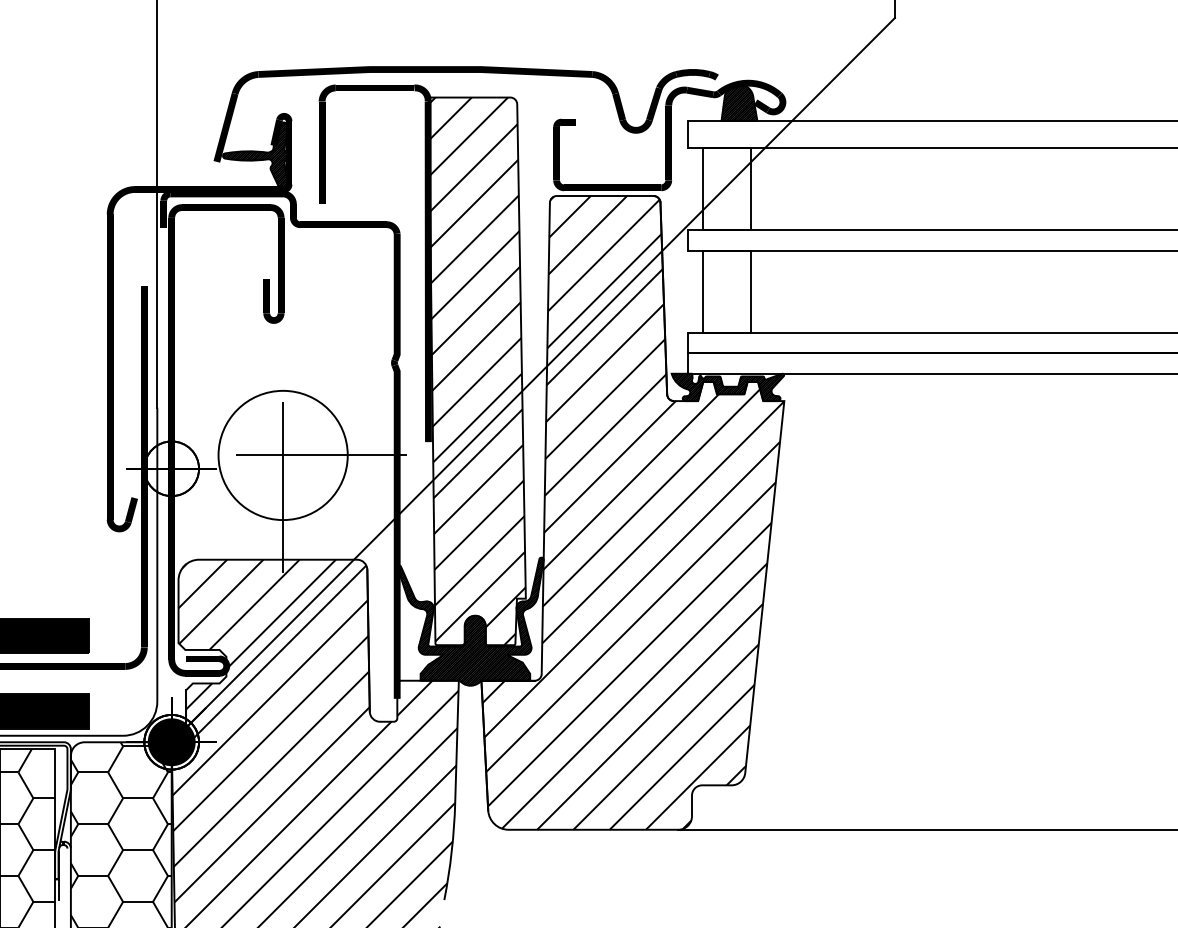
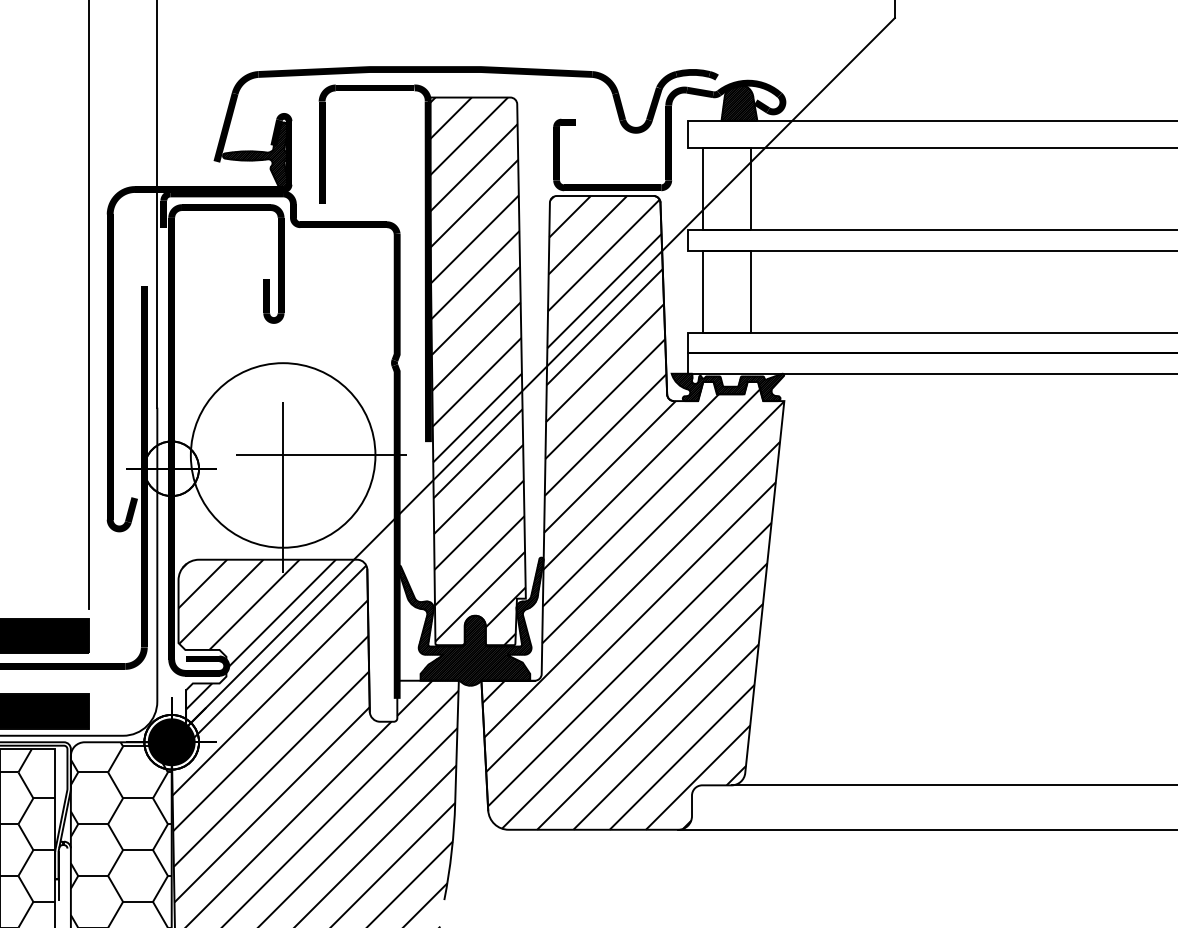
line: none -> present (88, 305)
circle diameter: 129 px -> 185 px (282, 455)
line: none -> present (952, 785)
